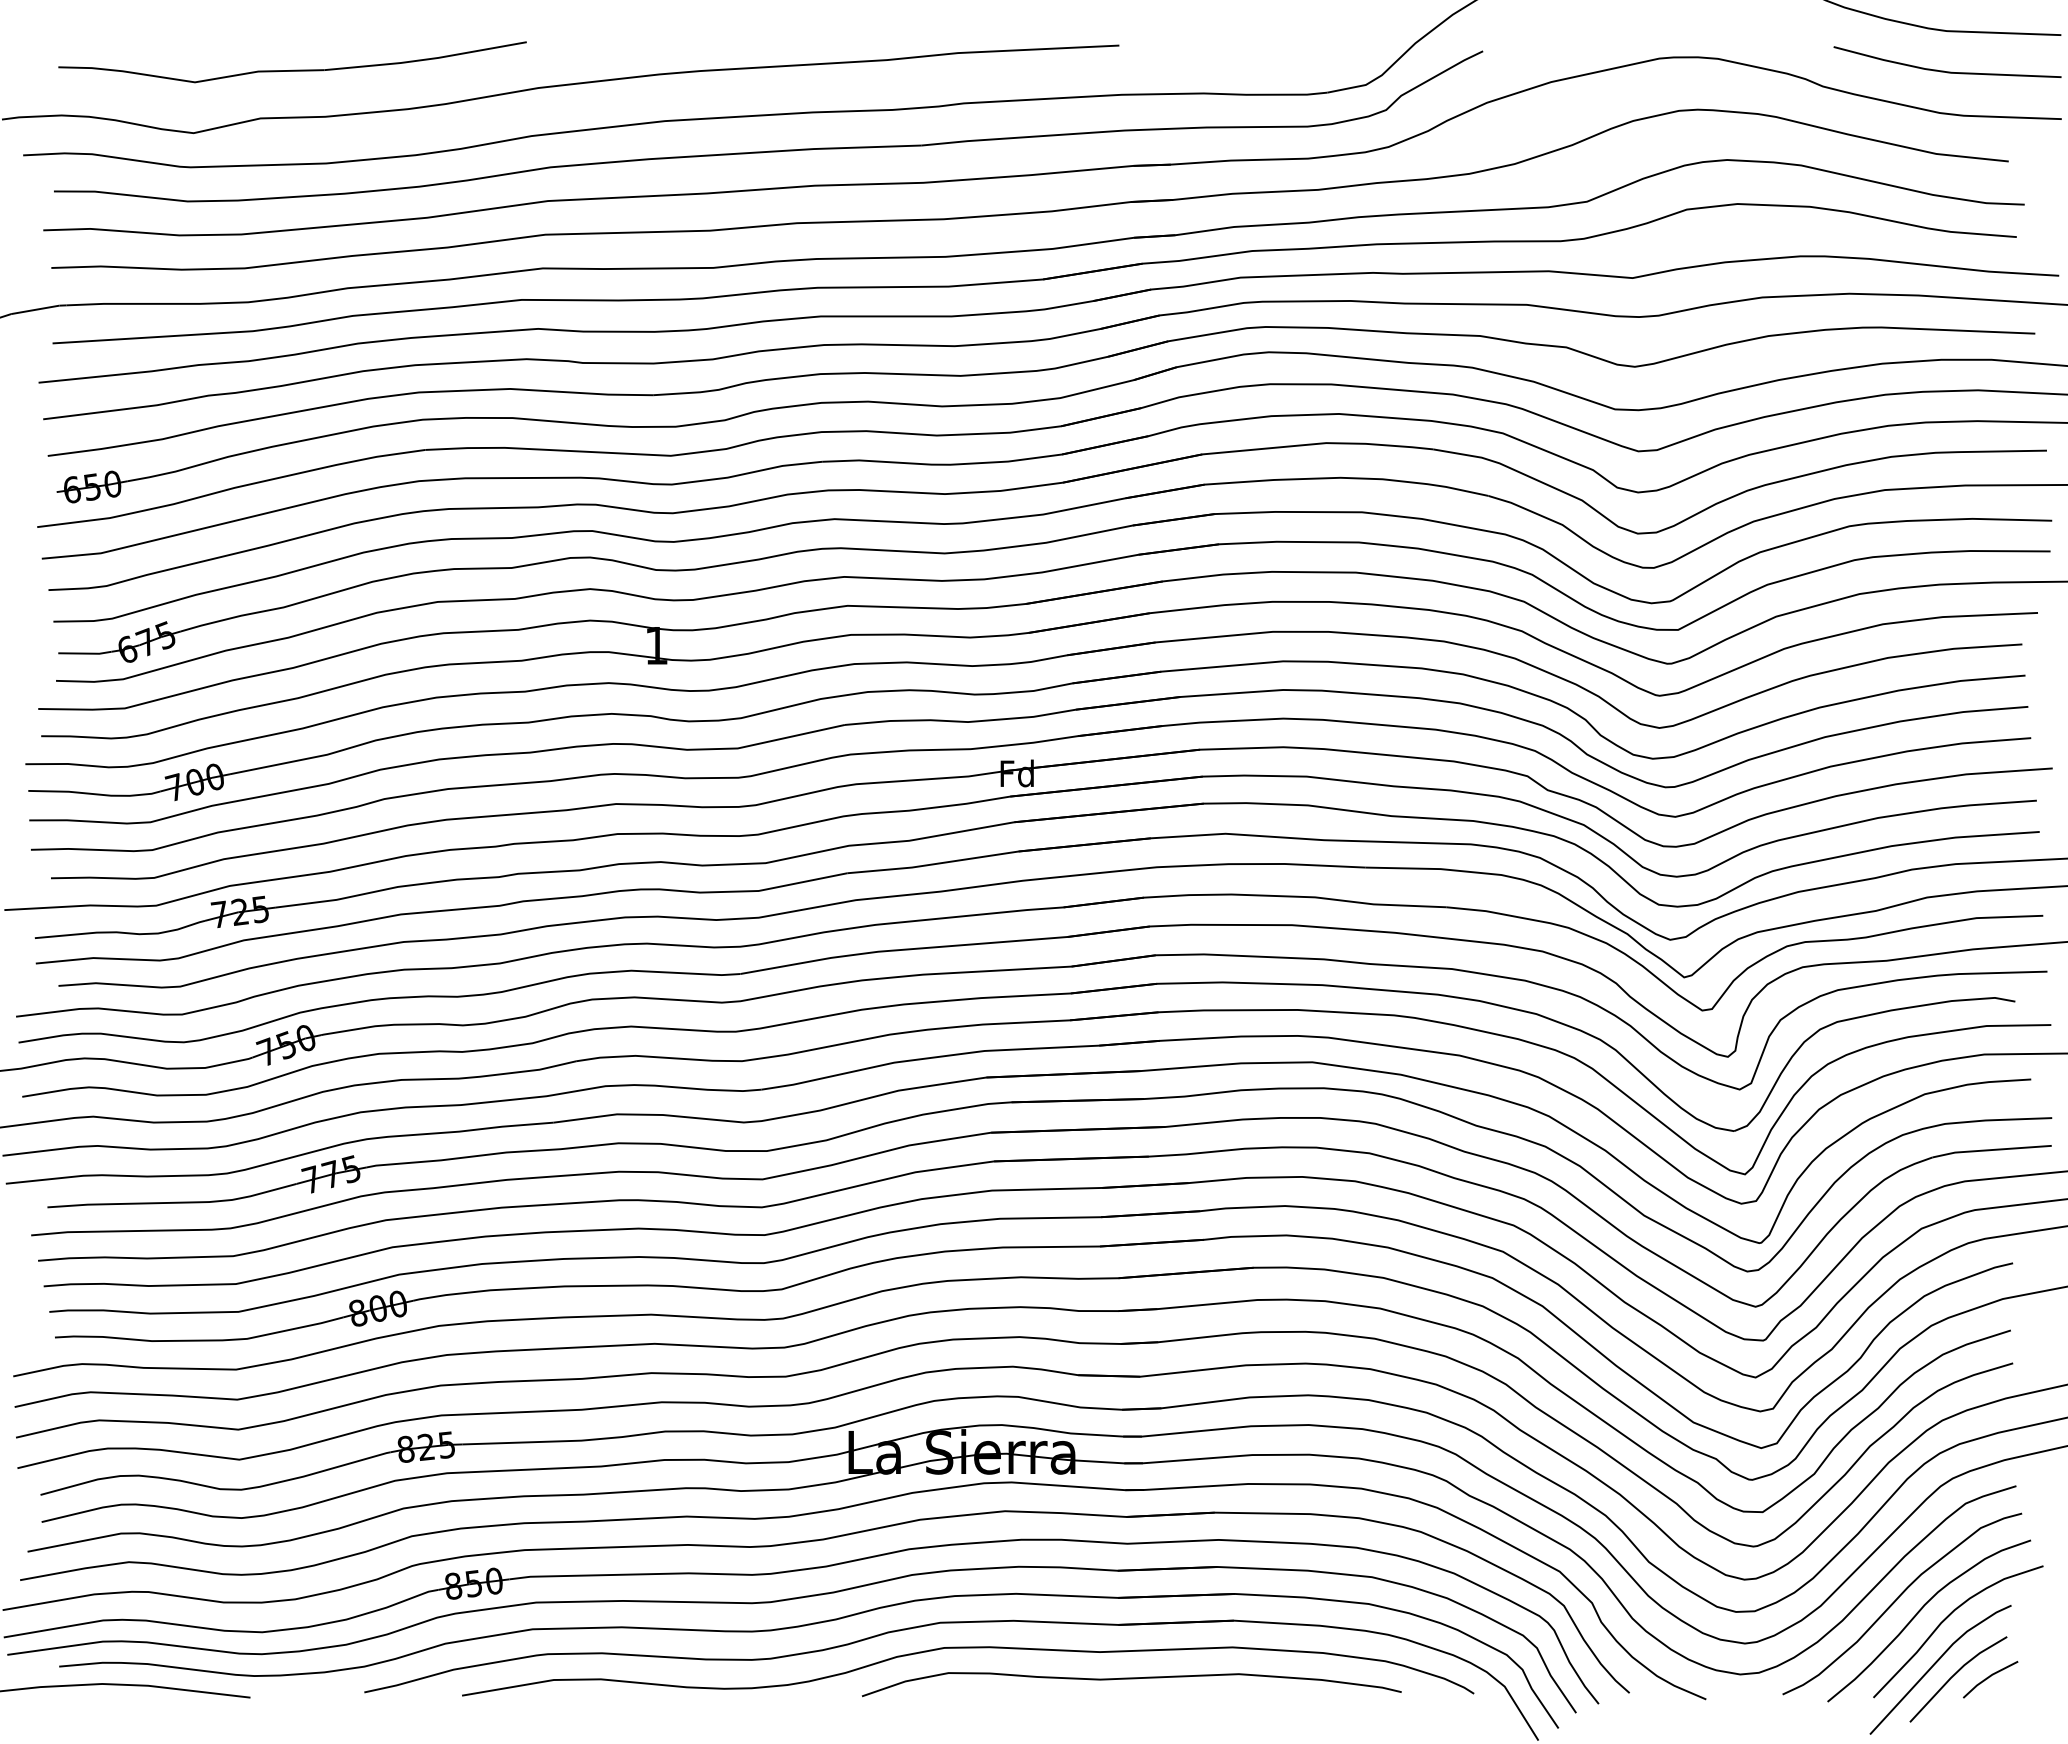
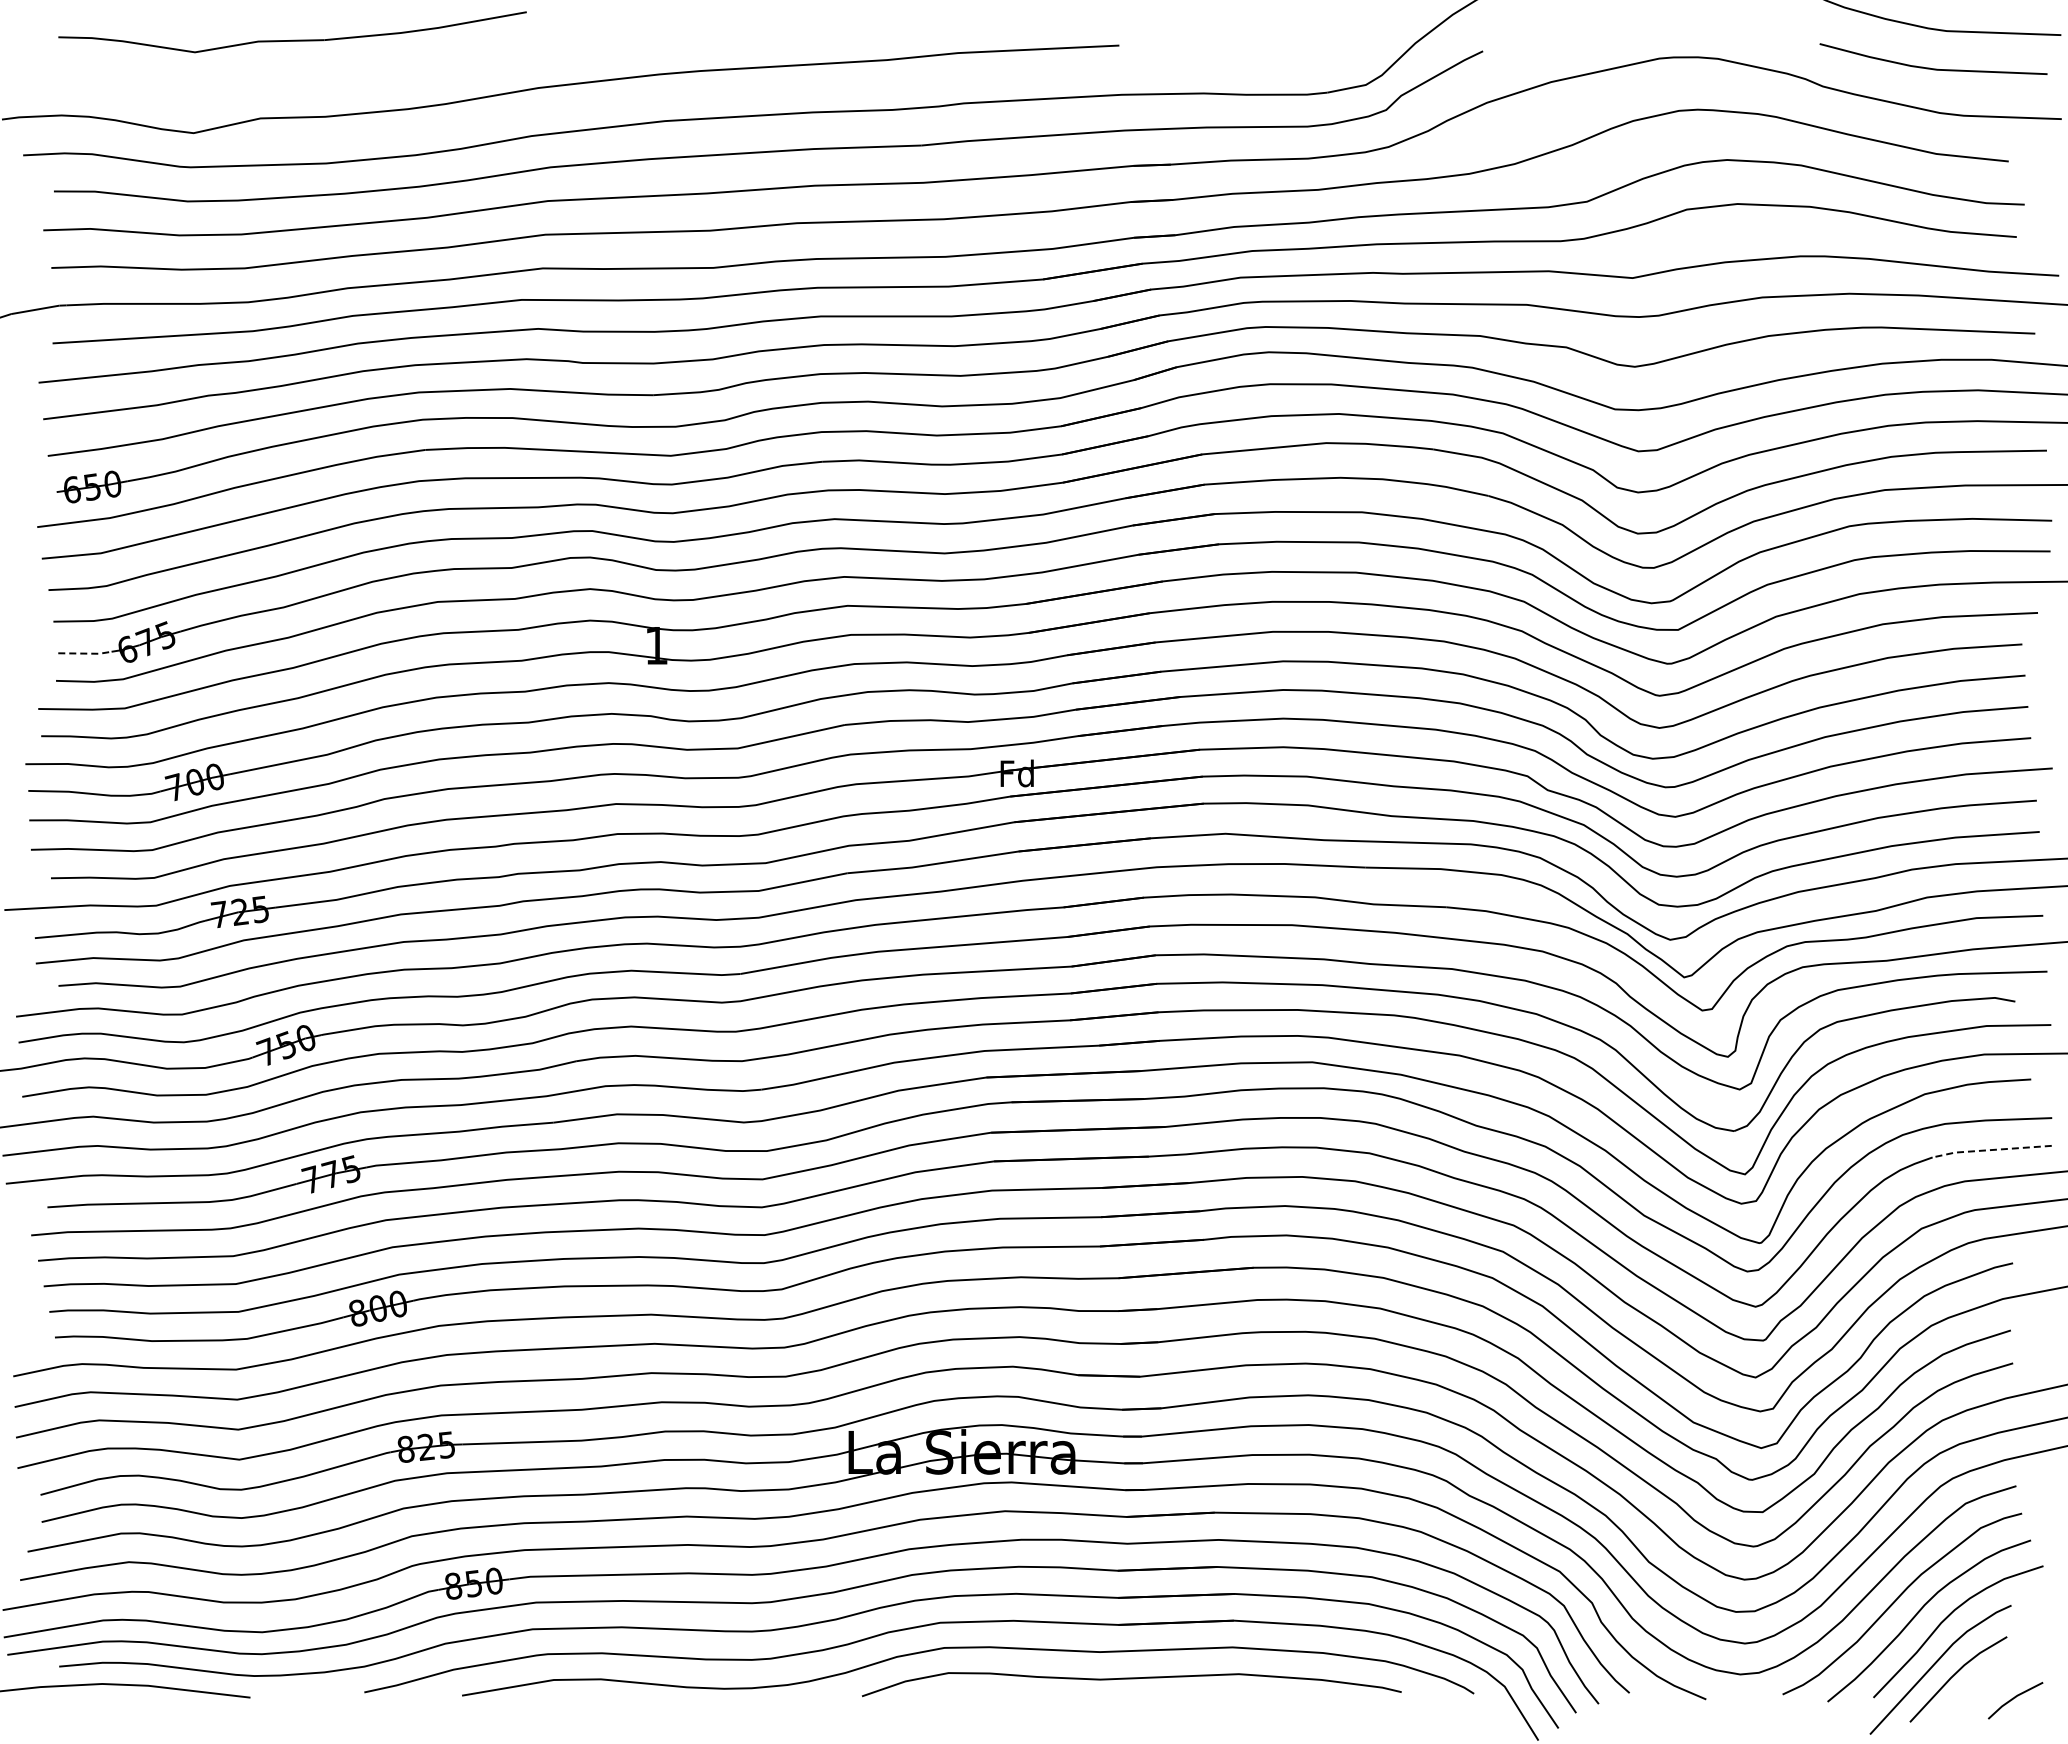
part position: (292, 69) -> (292, 39) (292, 39)
line position: (1944, 70) -> (1930, 67) (1930, 67)
line: solid -> dashed (85, 653)
line: solid -> dashed (1990, 1150)
line position: (1990, 1677) -> (2015, 1698) (2015, 1698)
